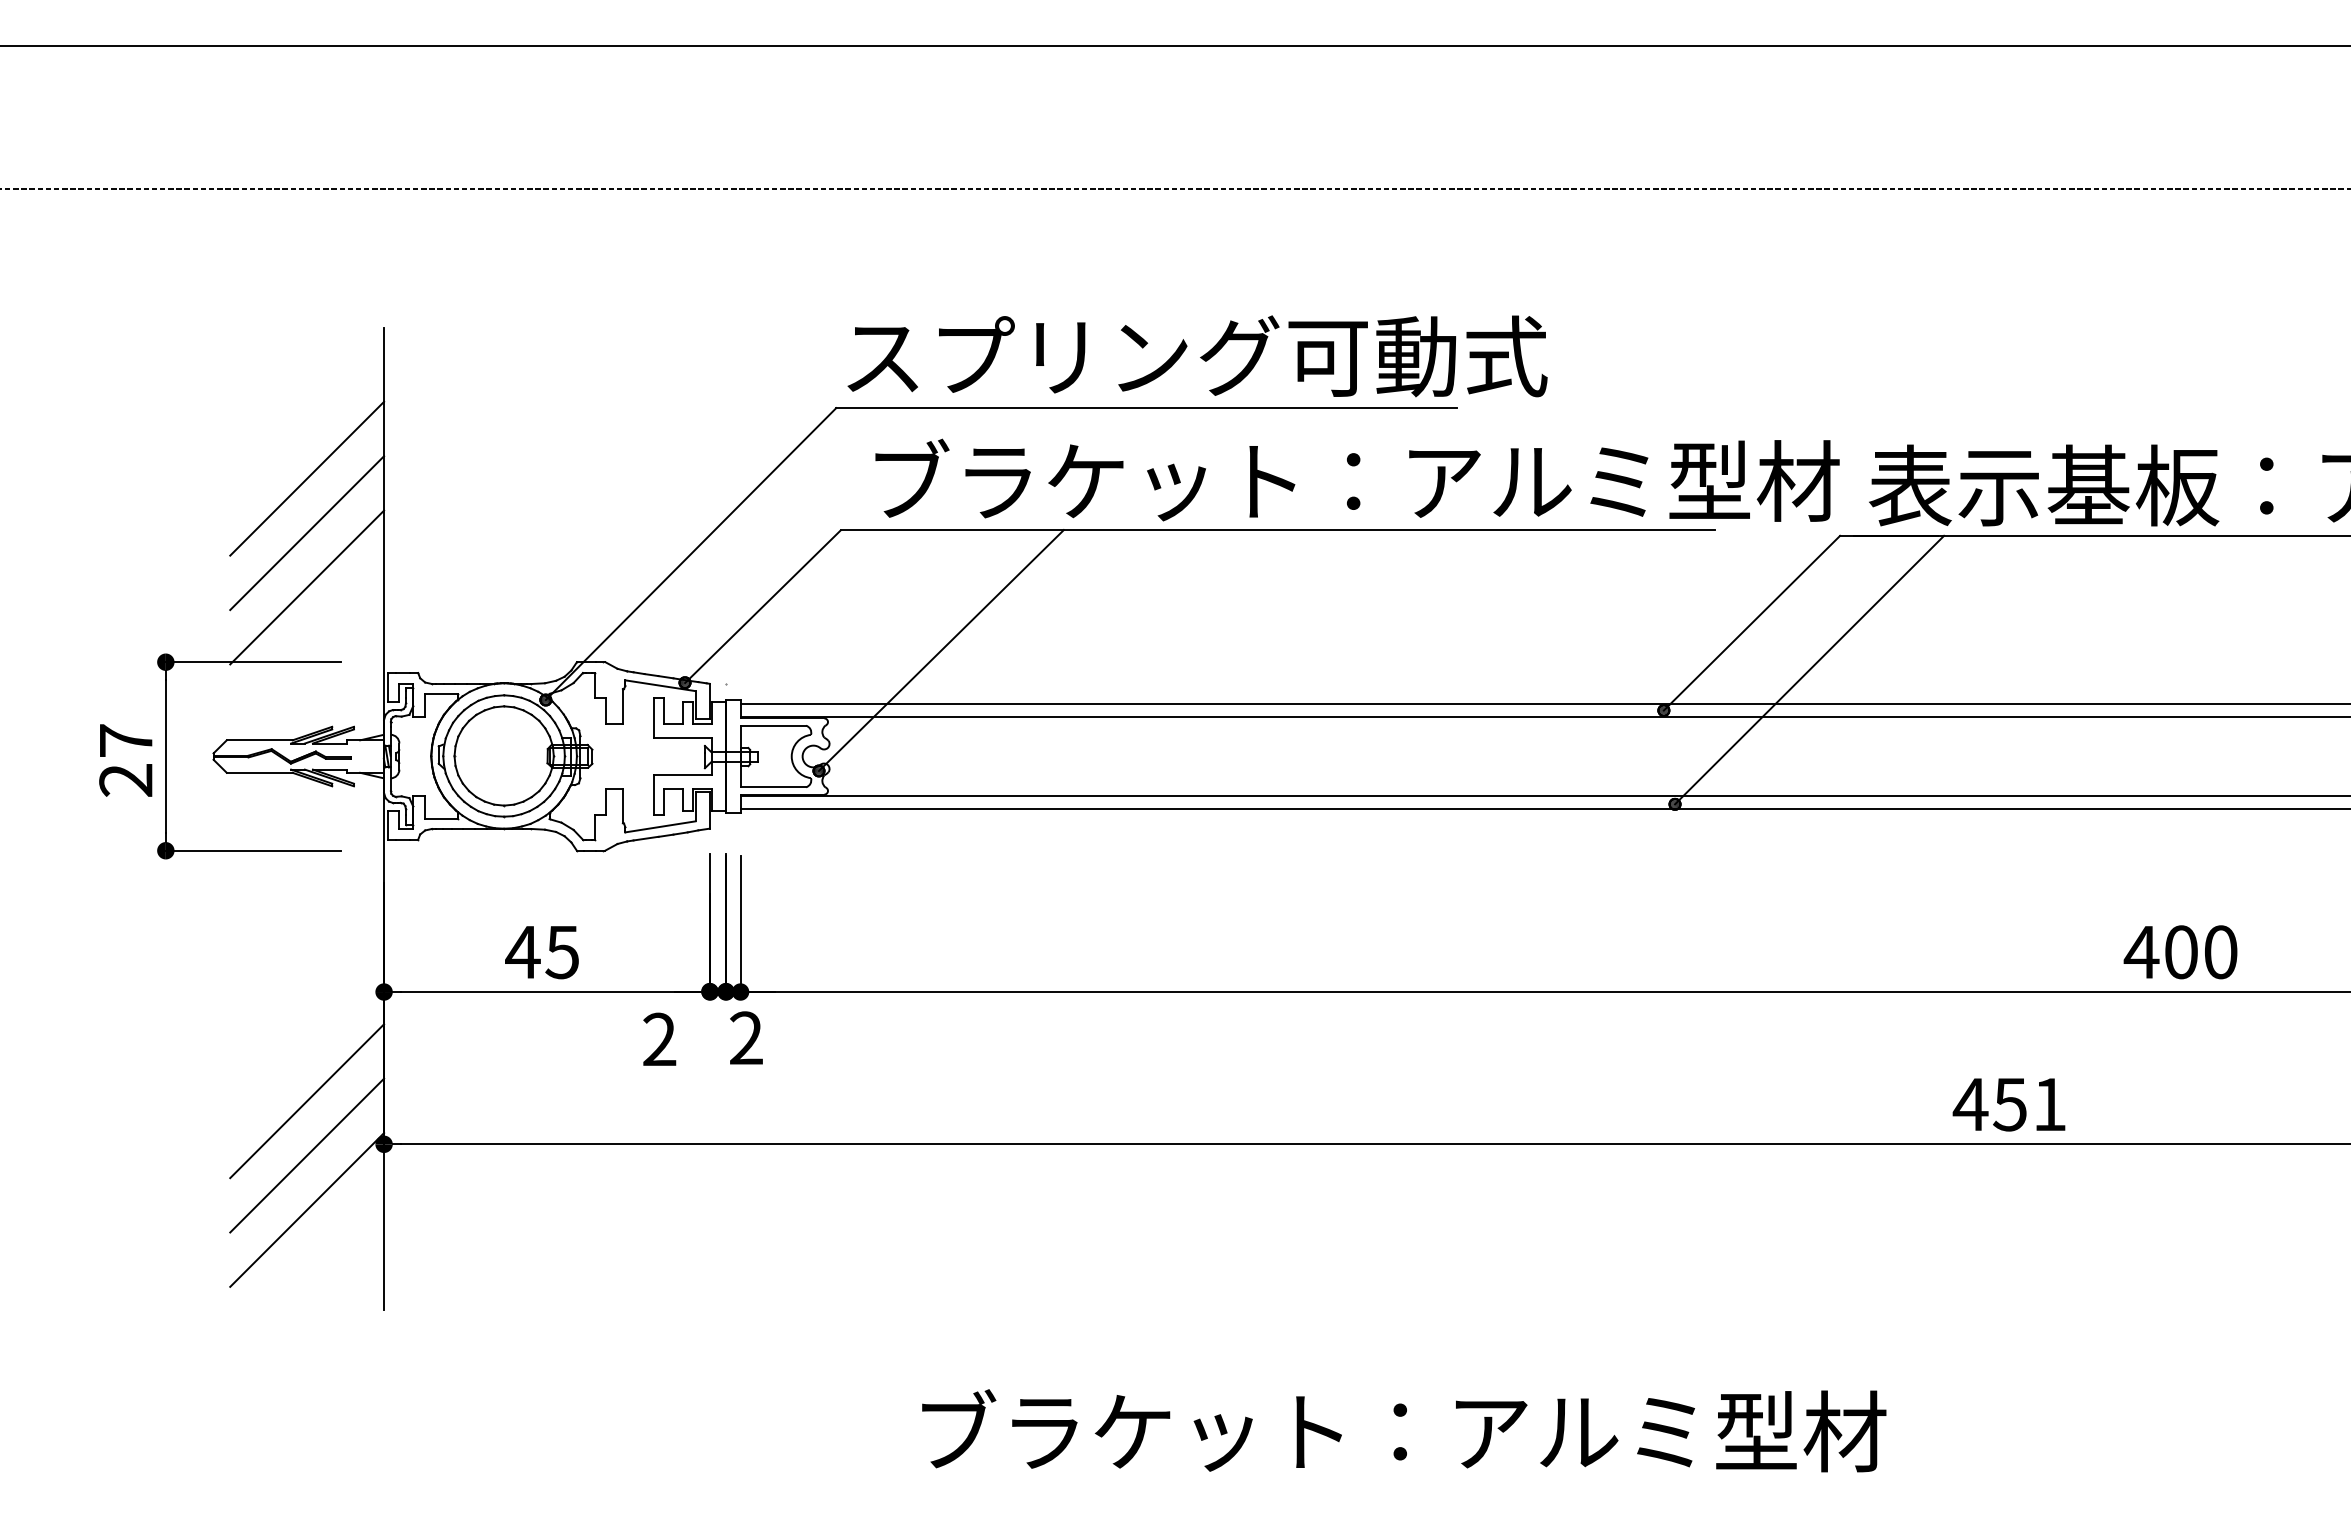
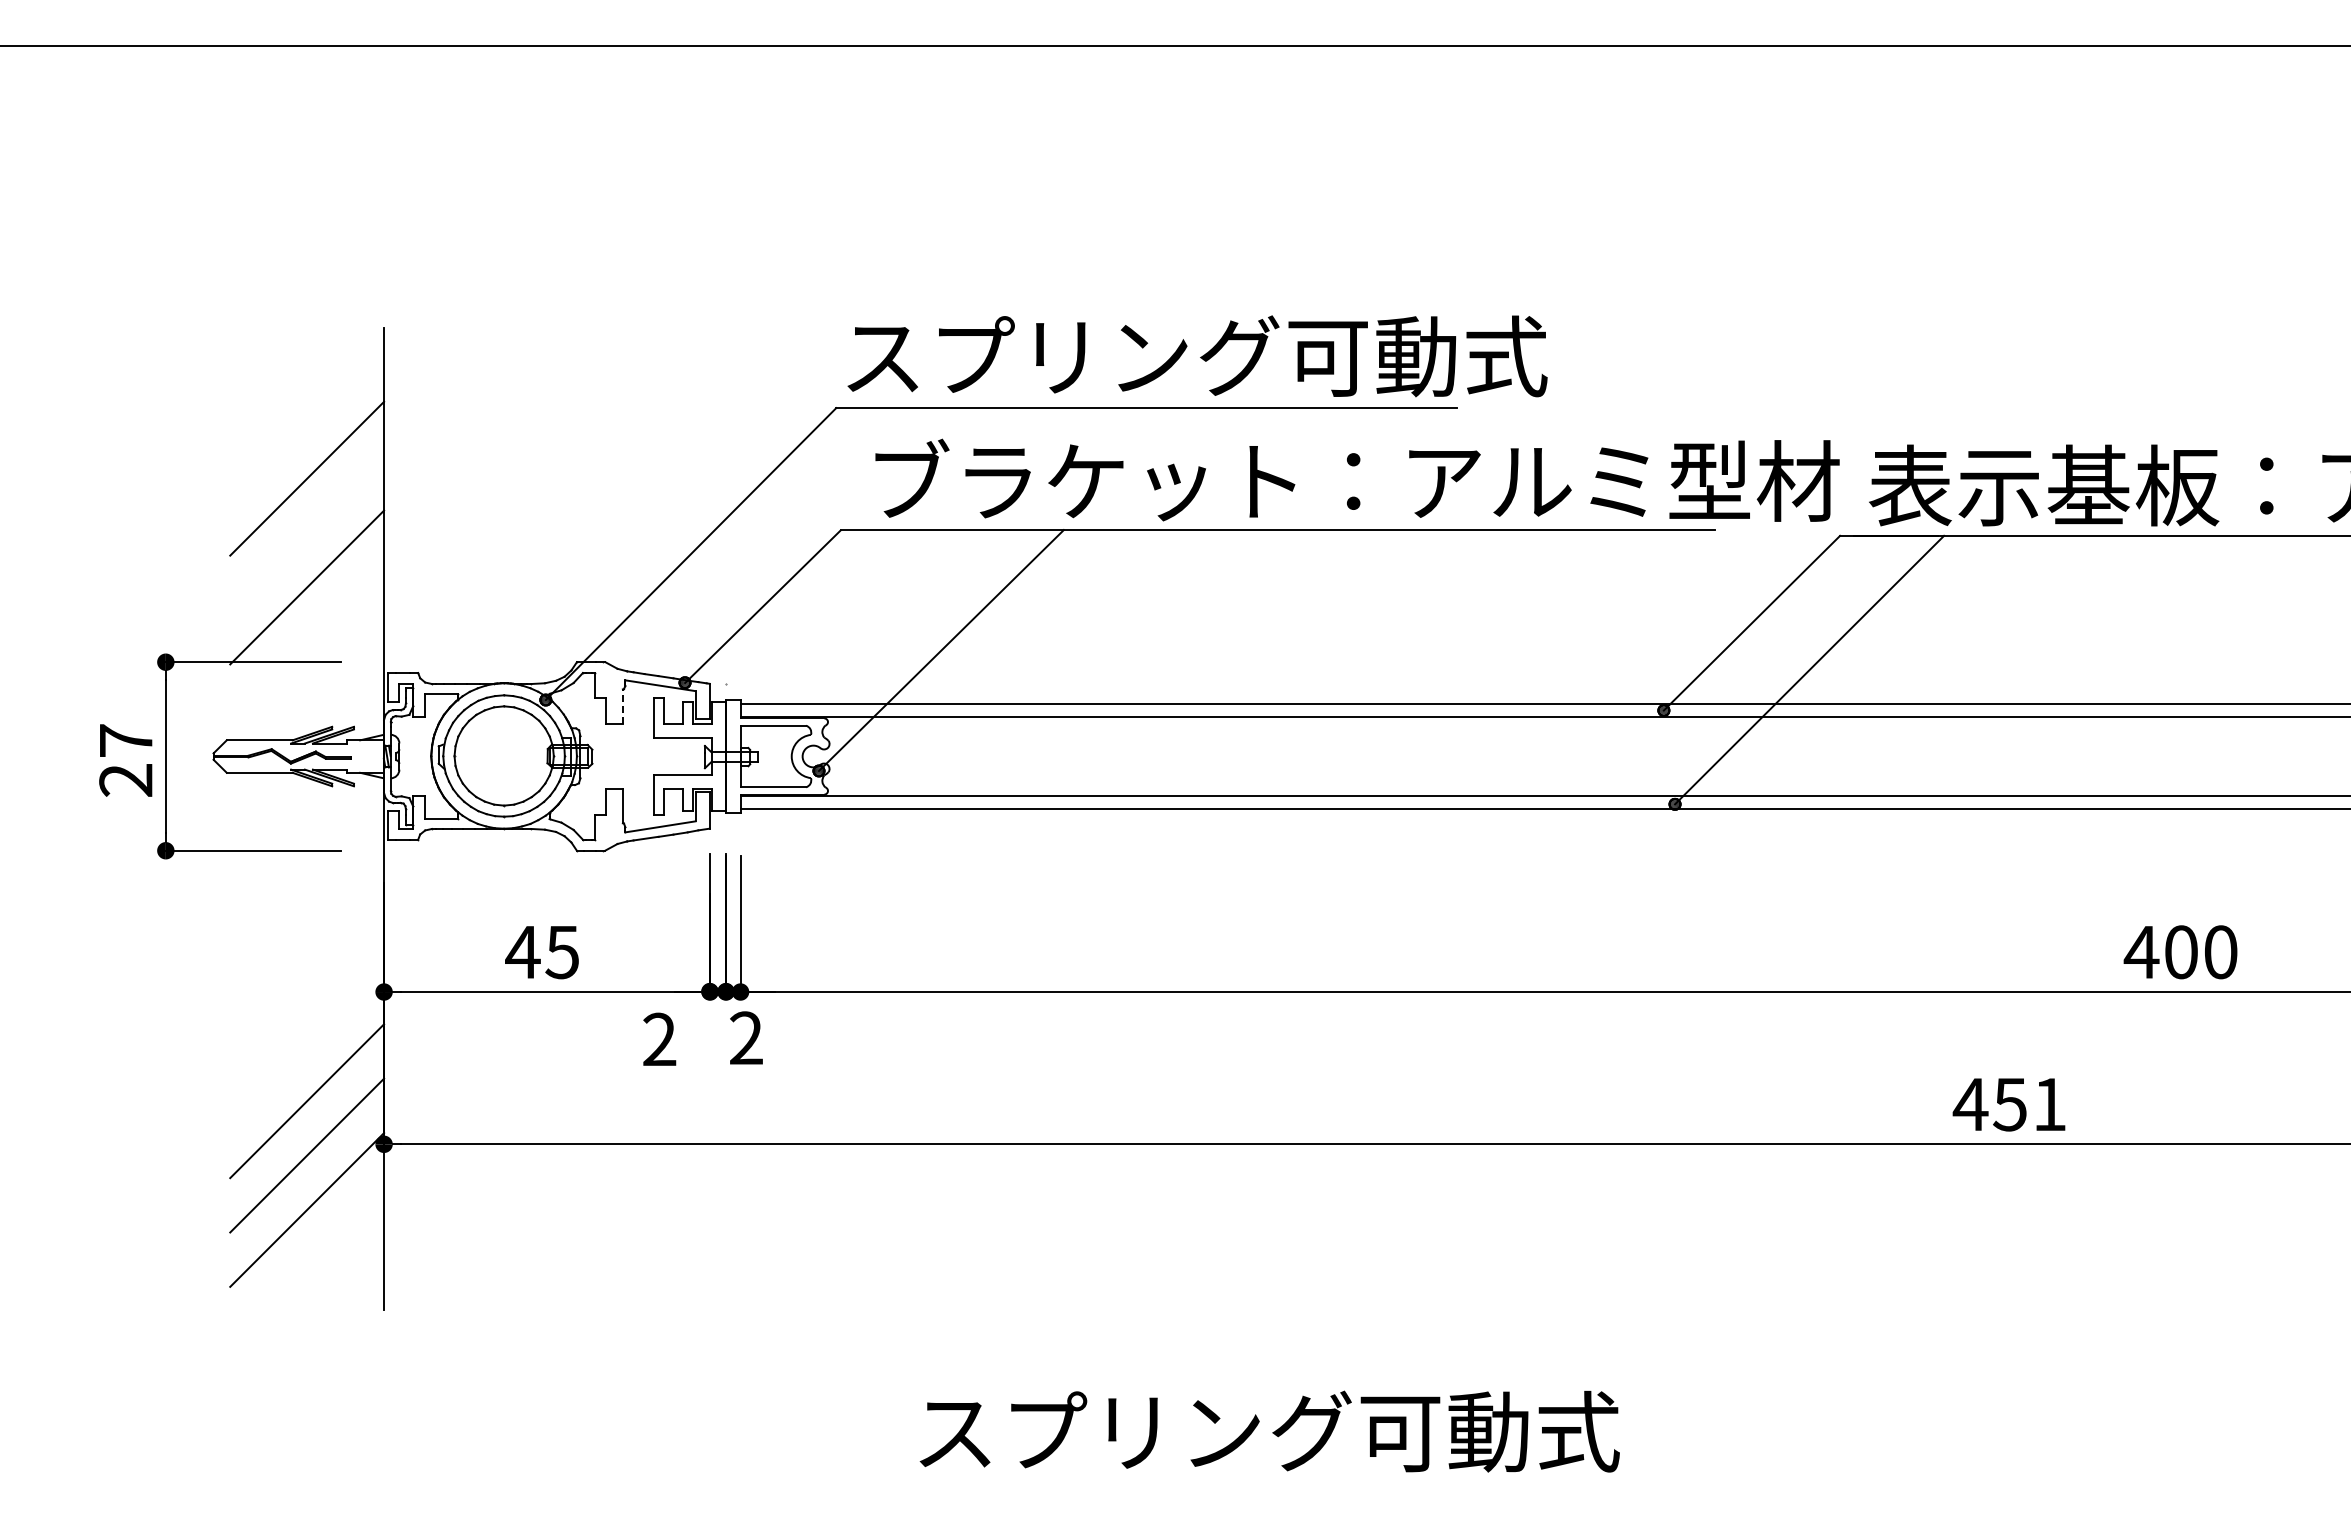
line: present -> none (1174, 188)
line: present -> none (307, 533)
line: solid -> dashed (622, 706)
text: ブラケット：アルミ型材 -> スプリング可動式 (1402, 1430)
